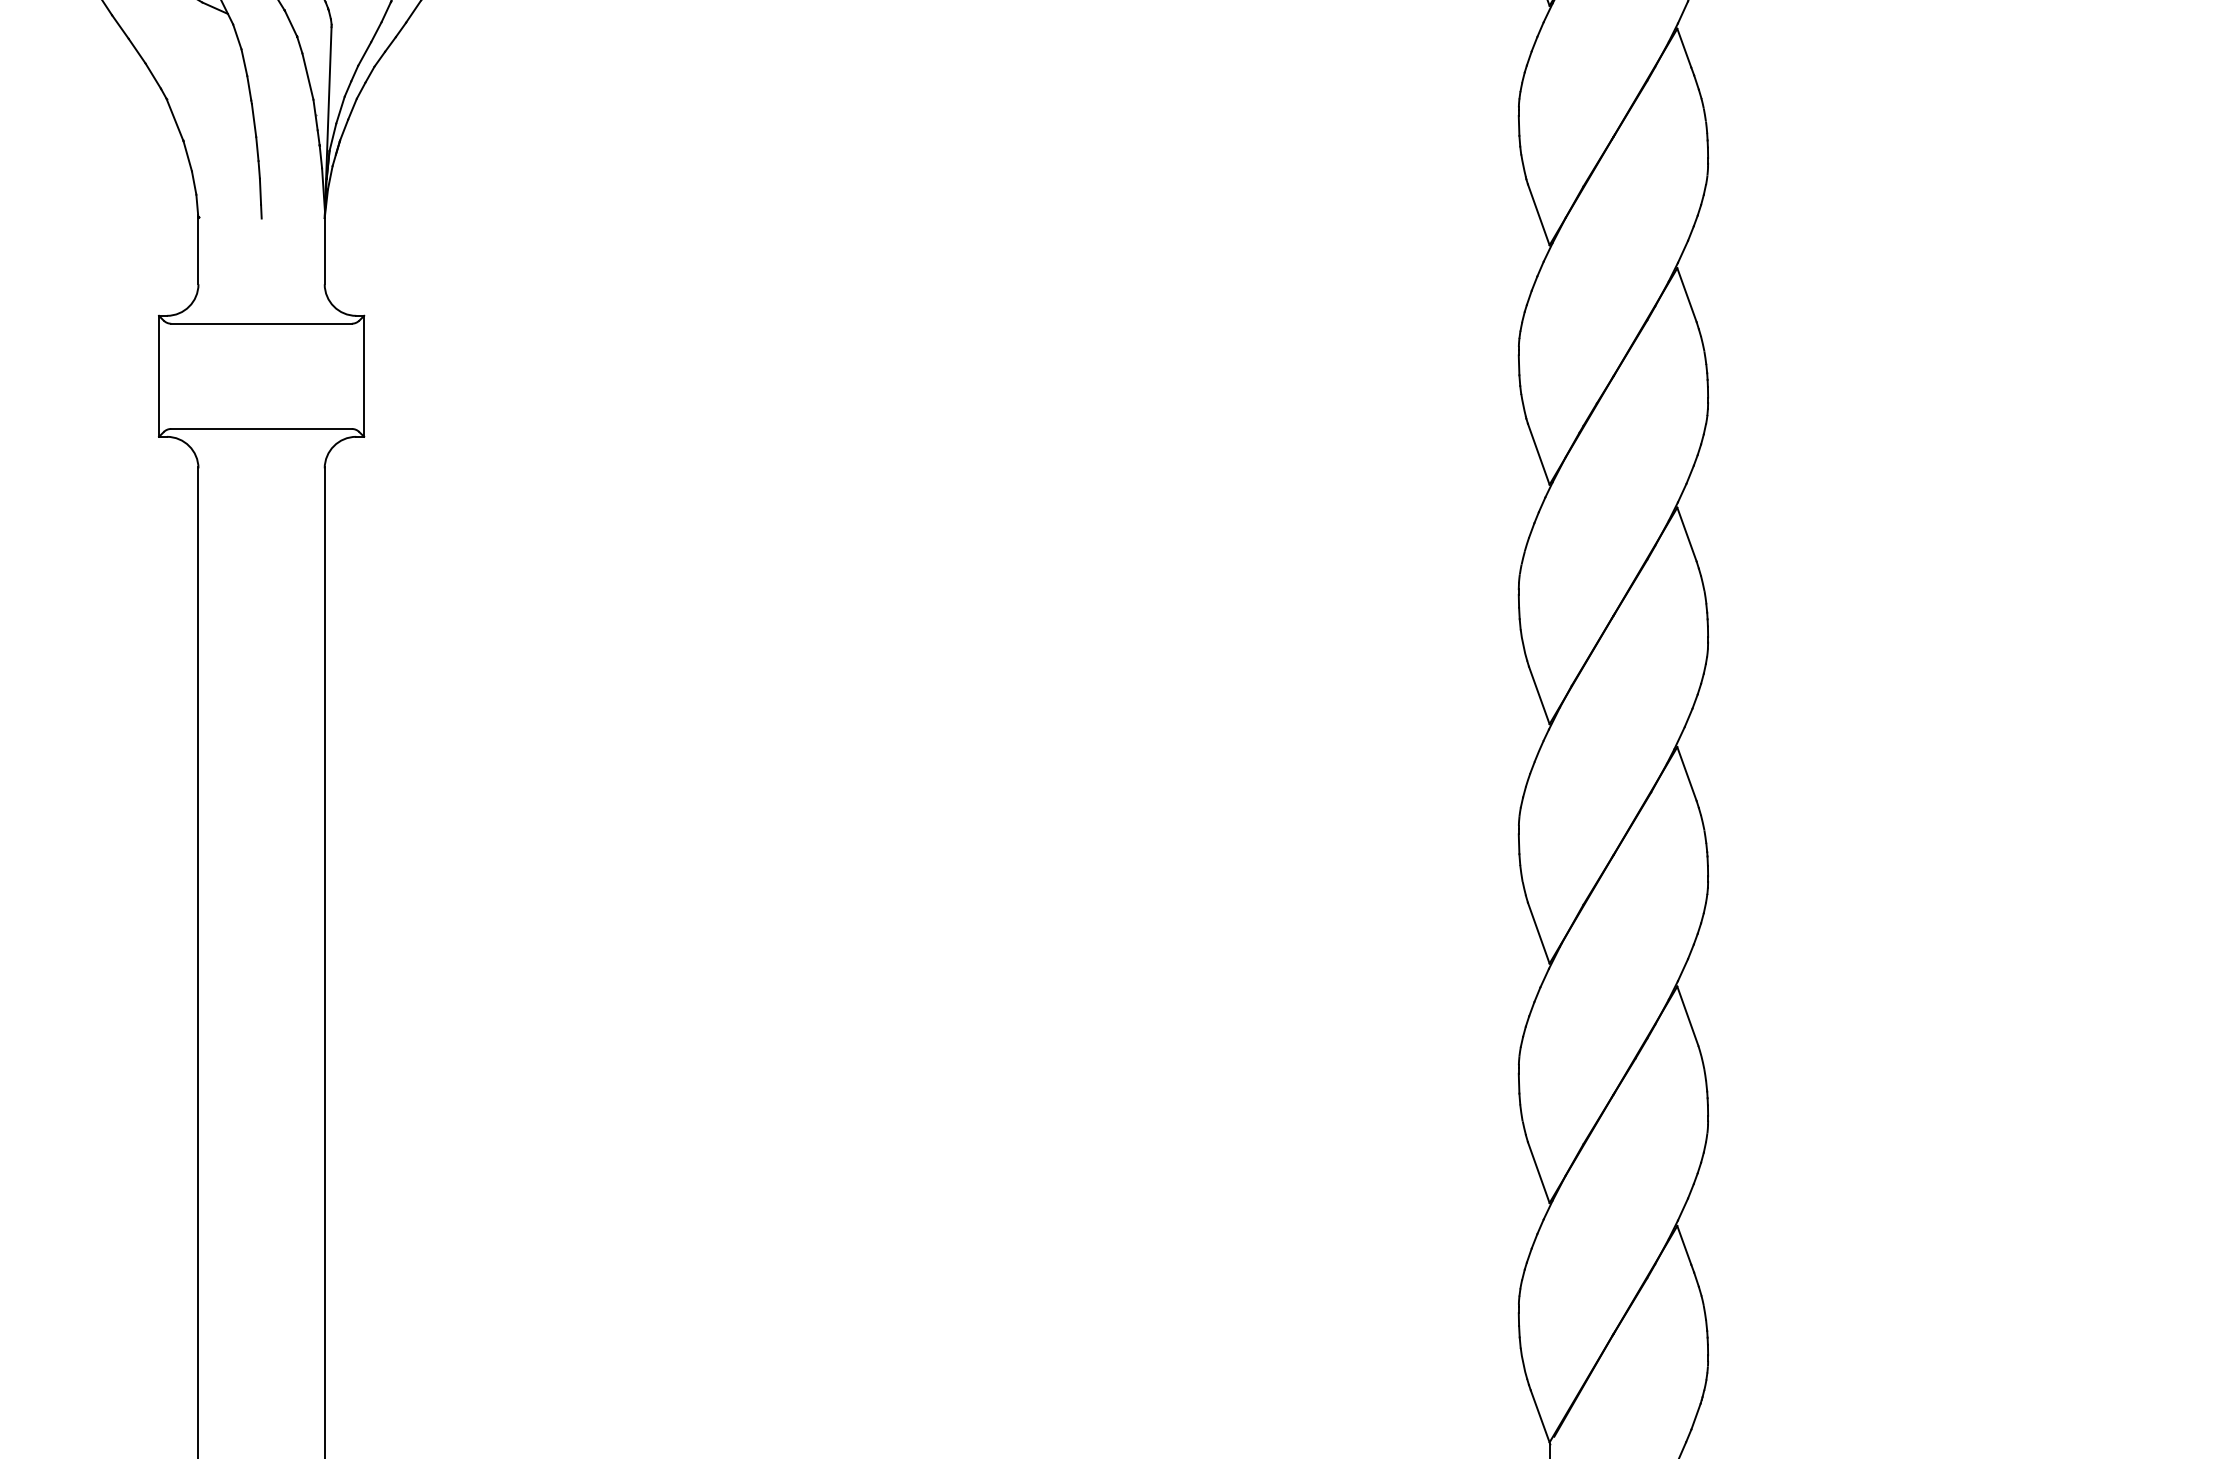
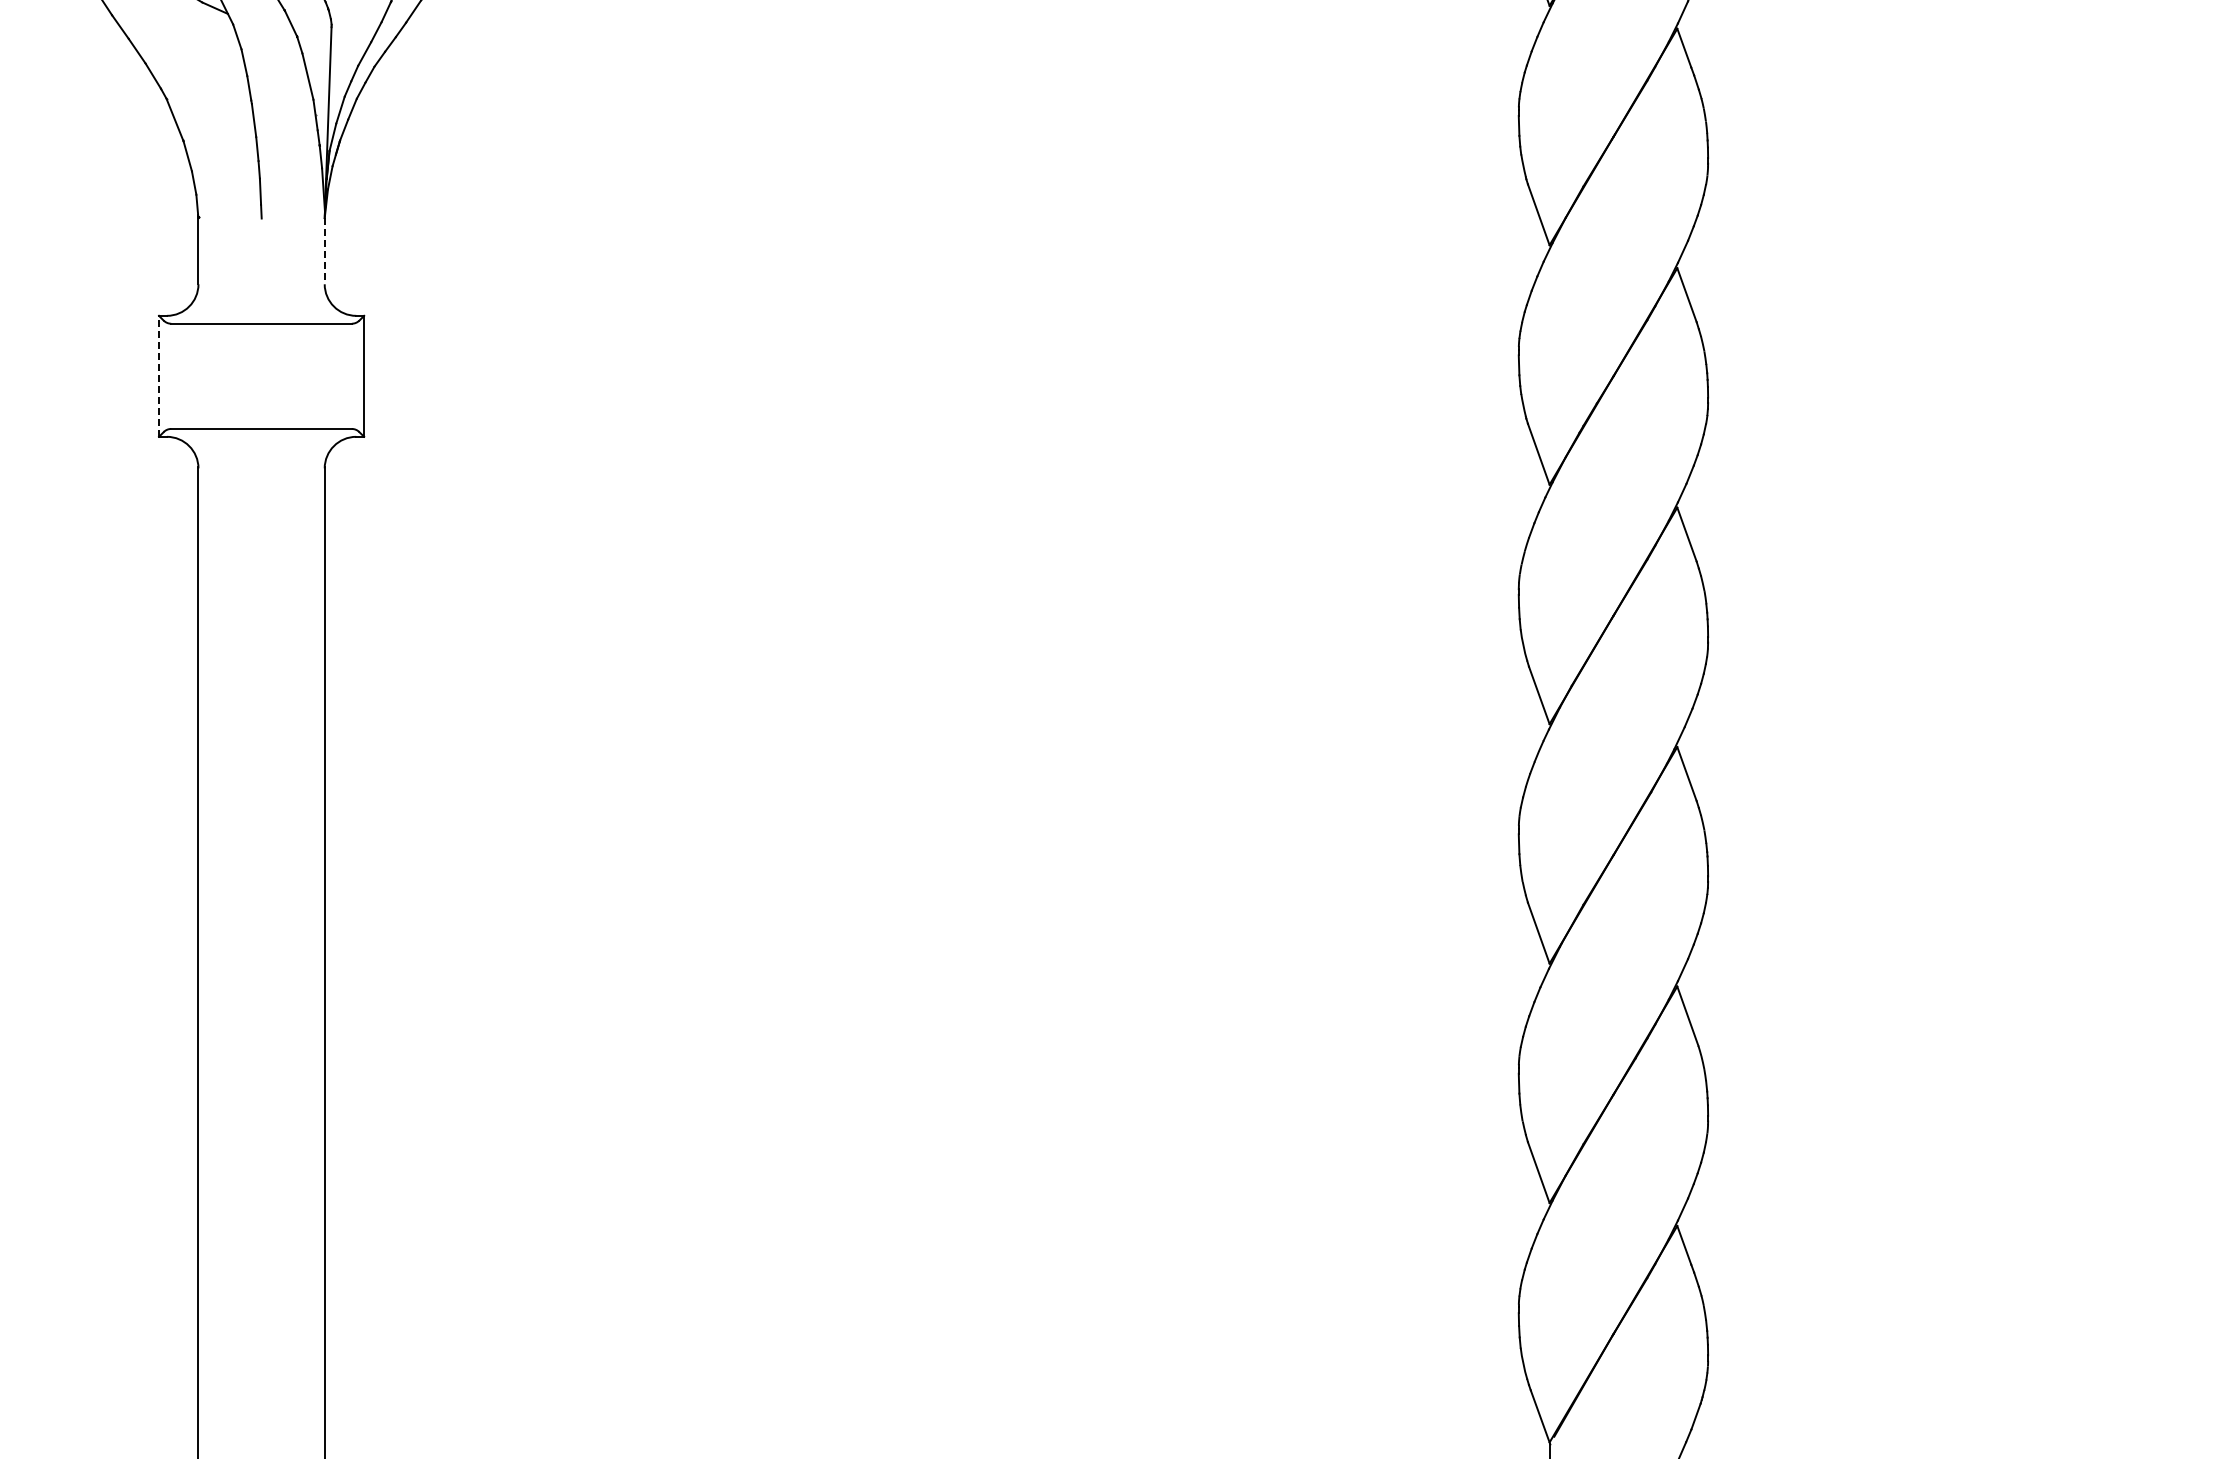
line: solid -> dashed (324, 251)
line: solid -> dashed (159, 375)
